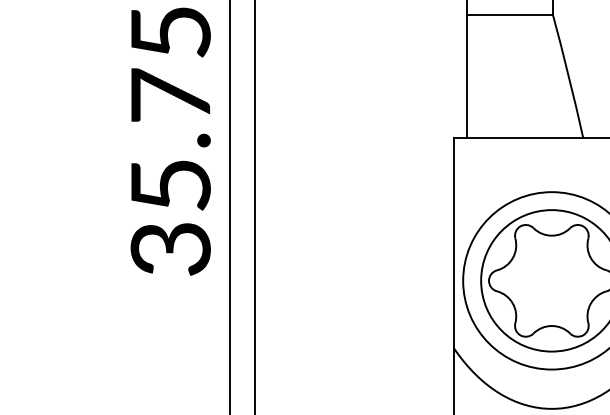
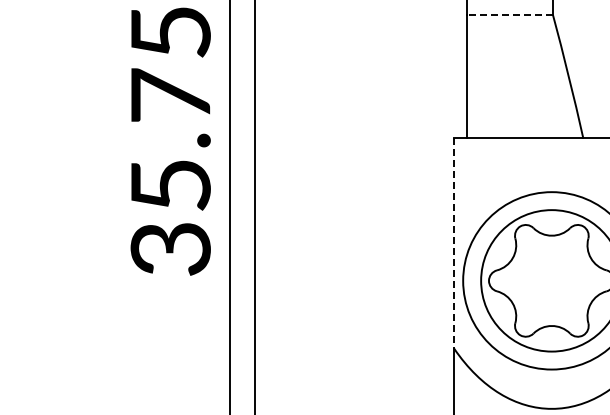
line: solid -> dashed (510, 14)
line: solid -> dashed (454, 243)
